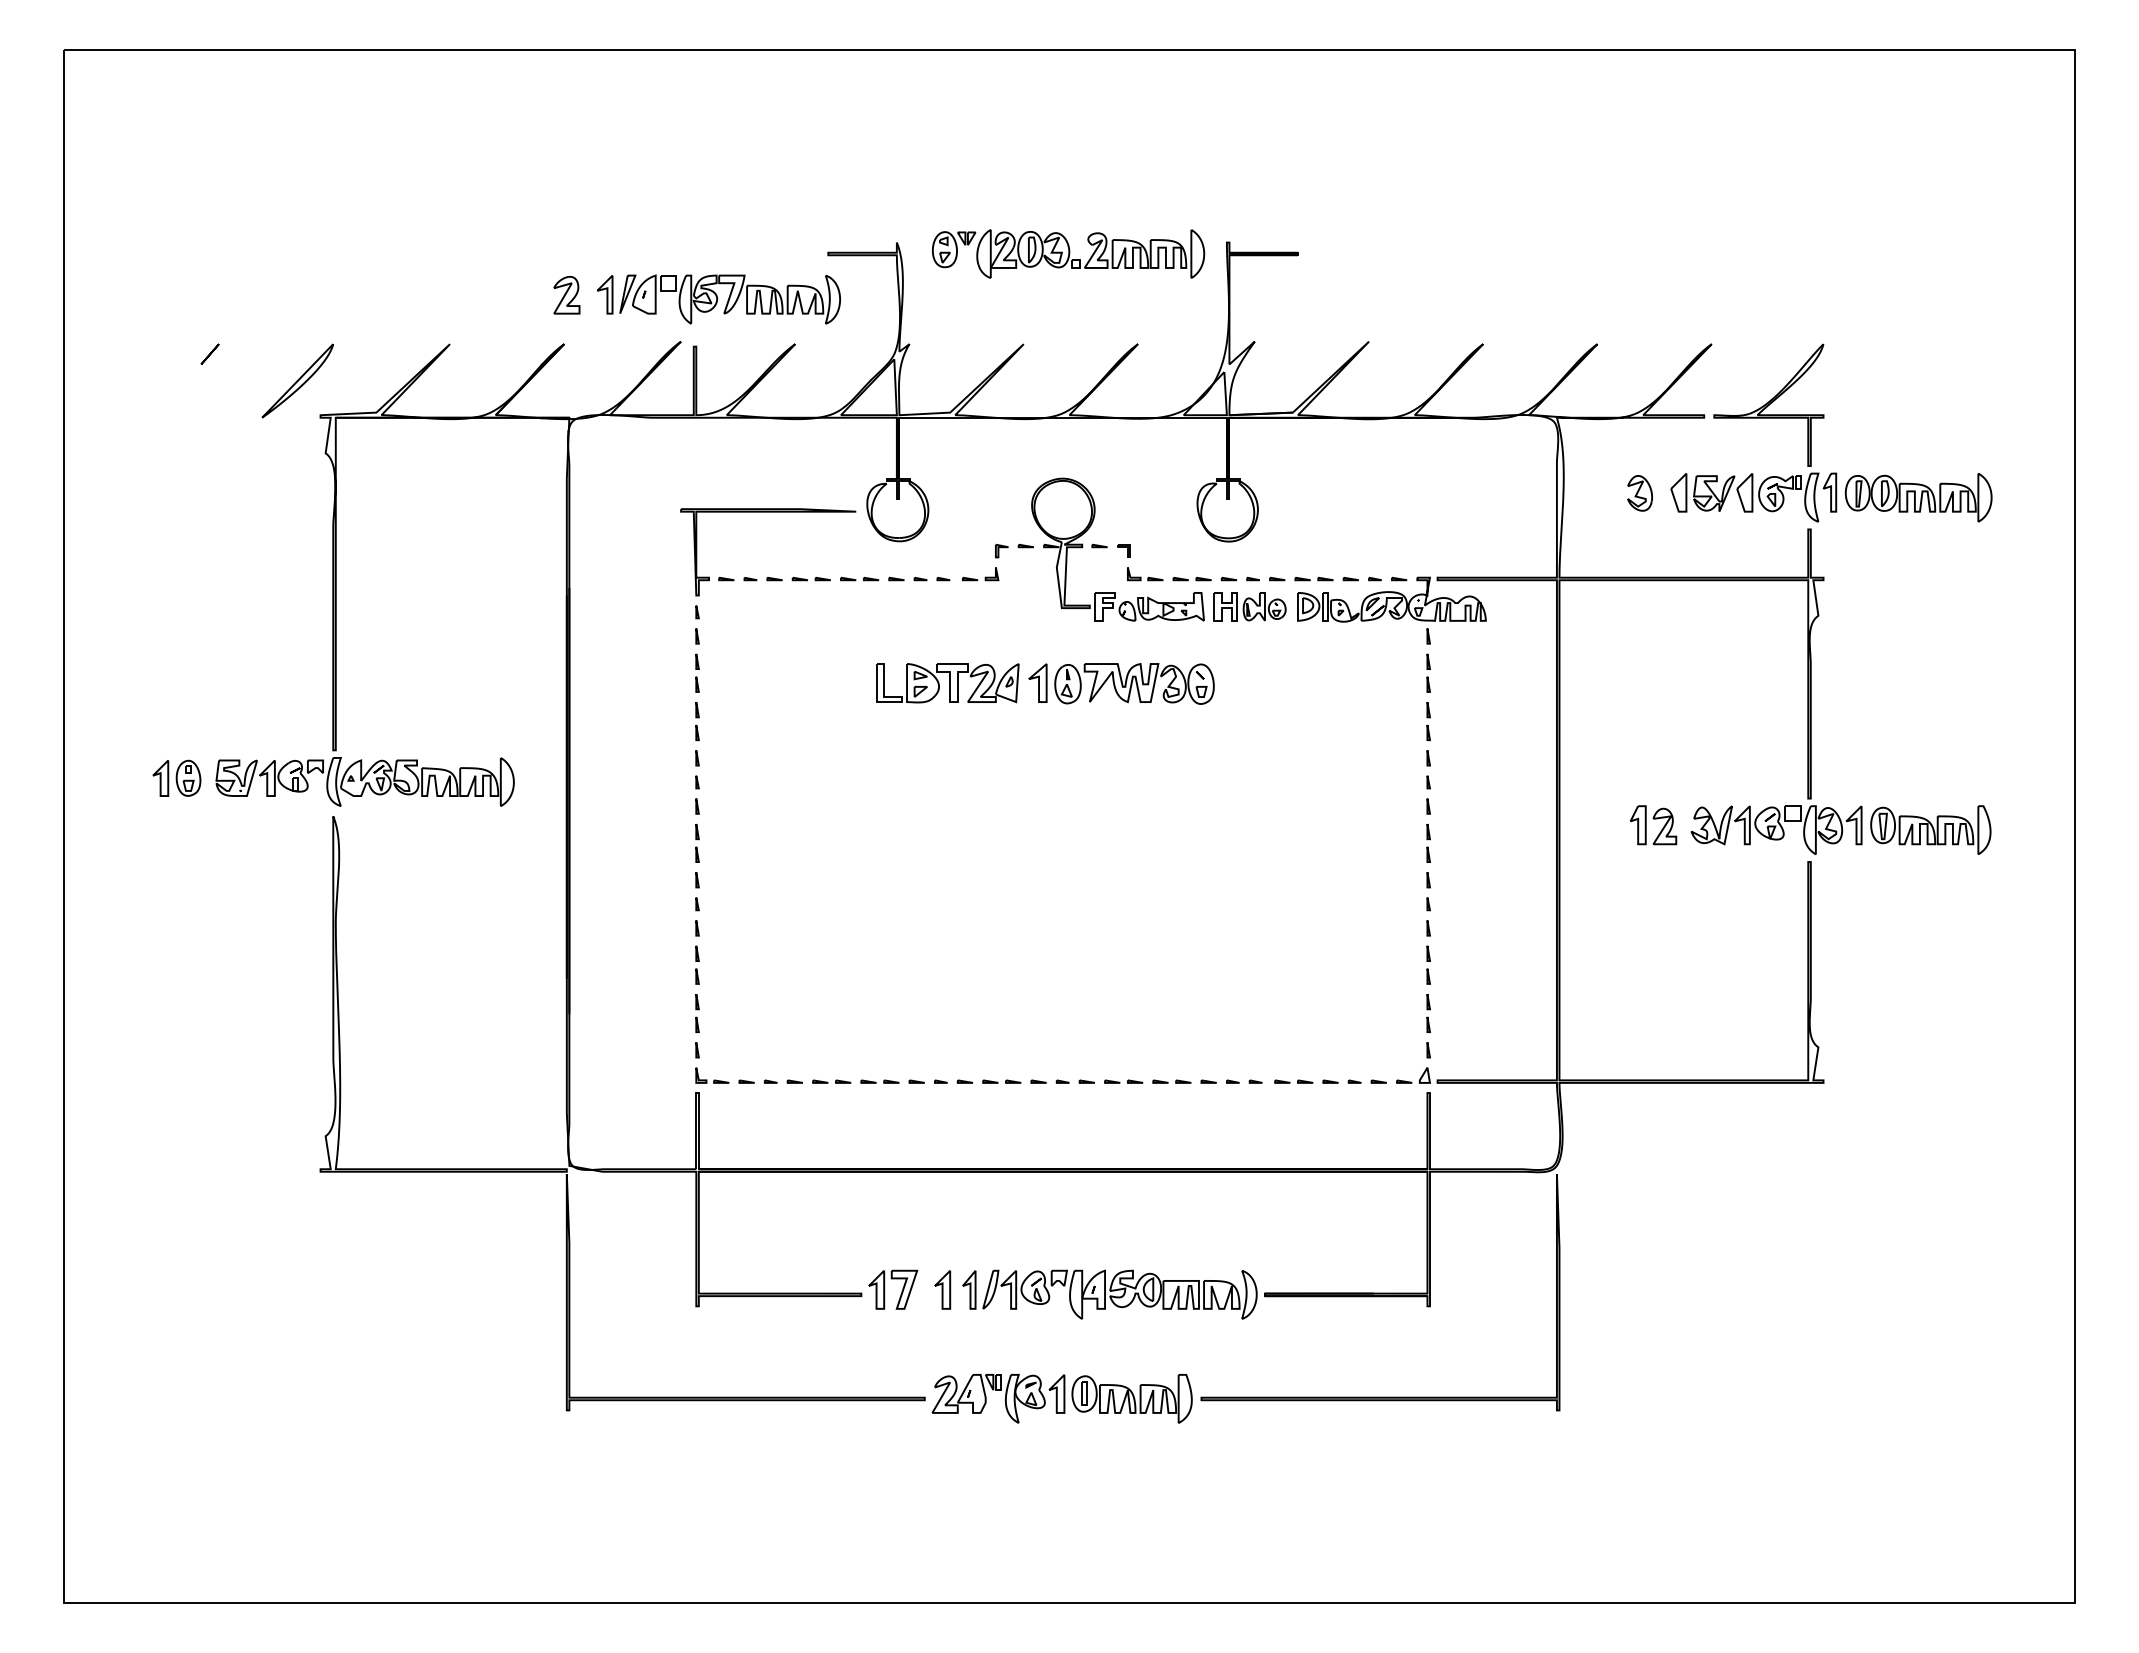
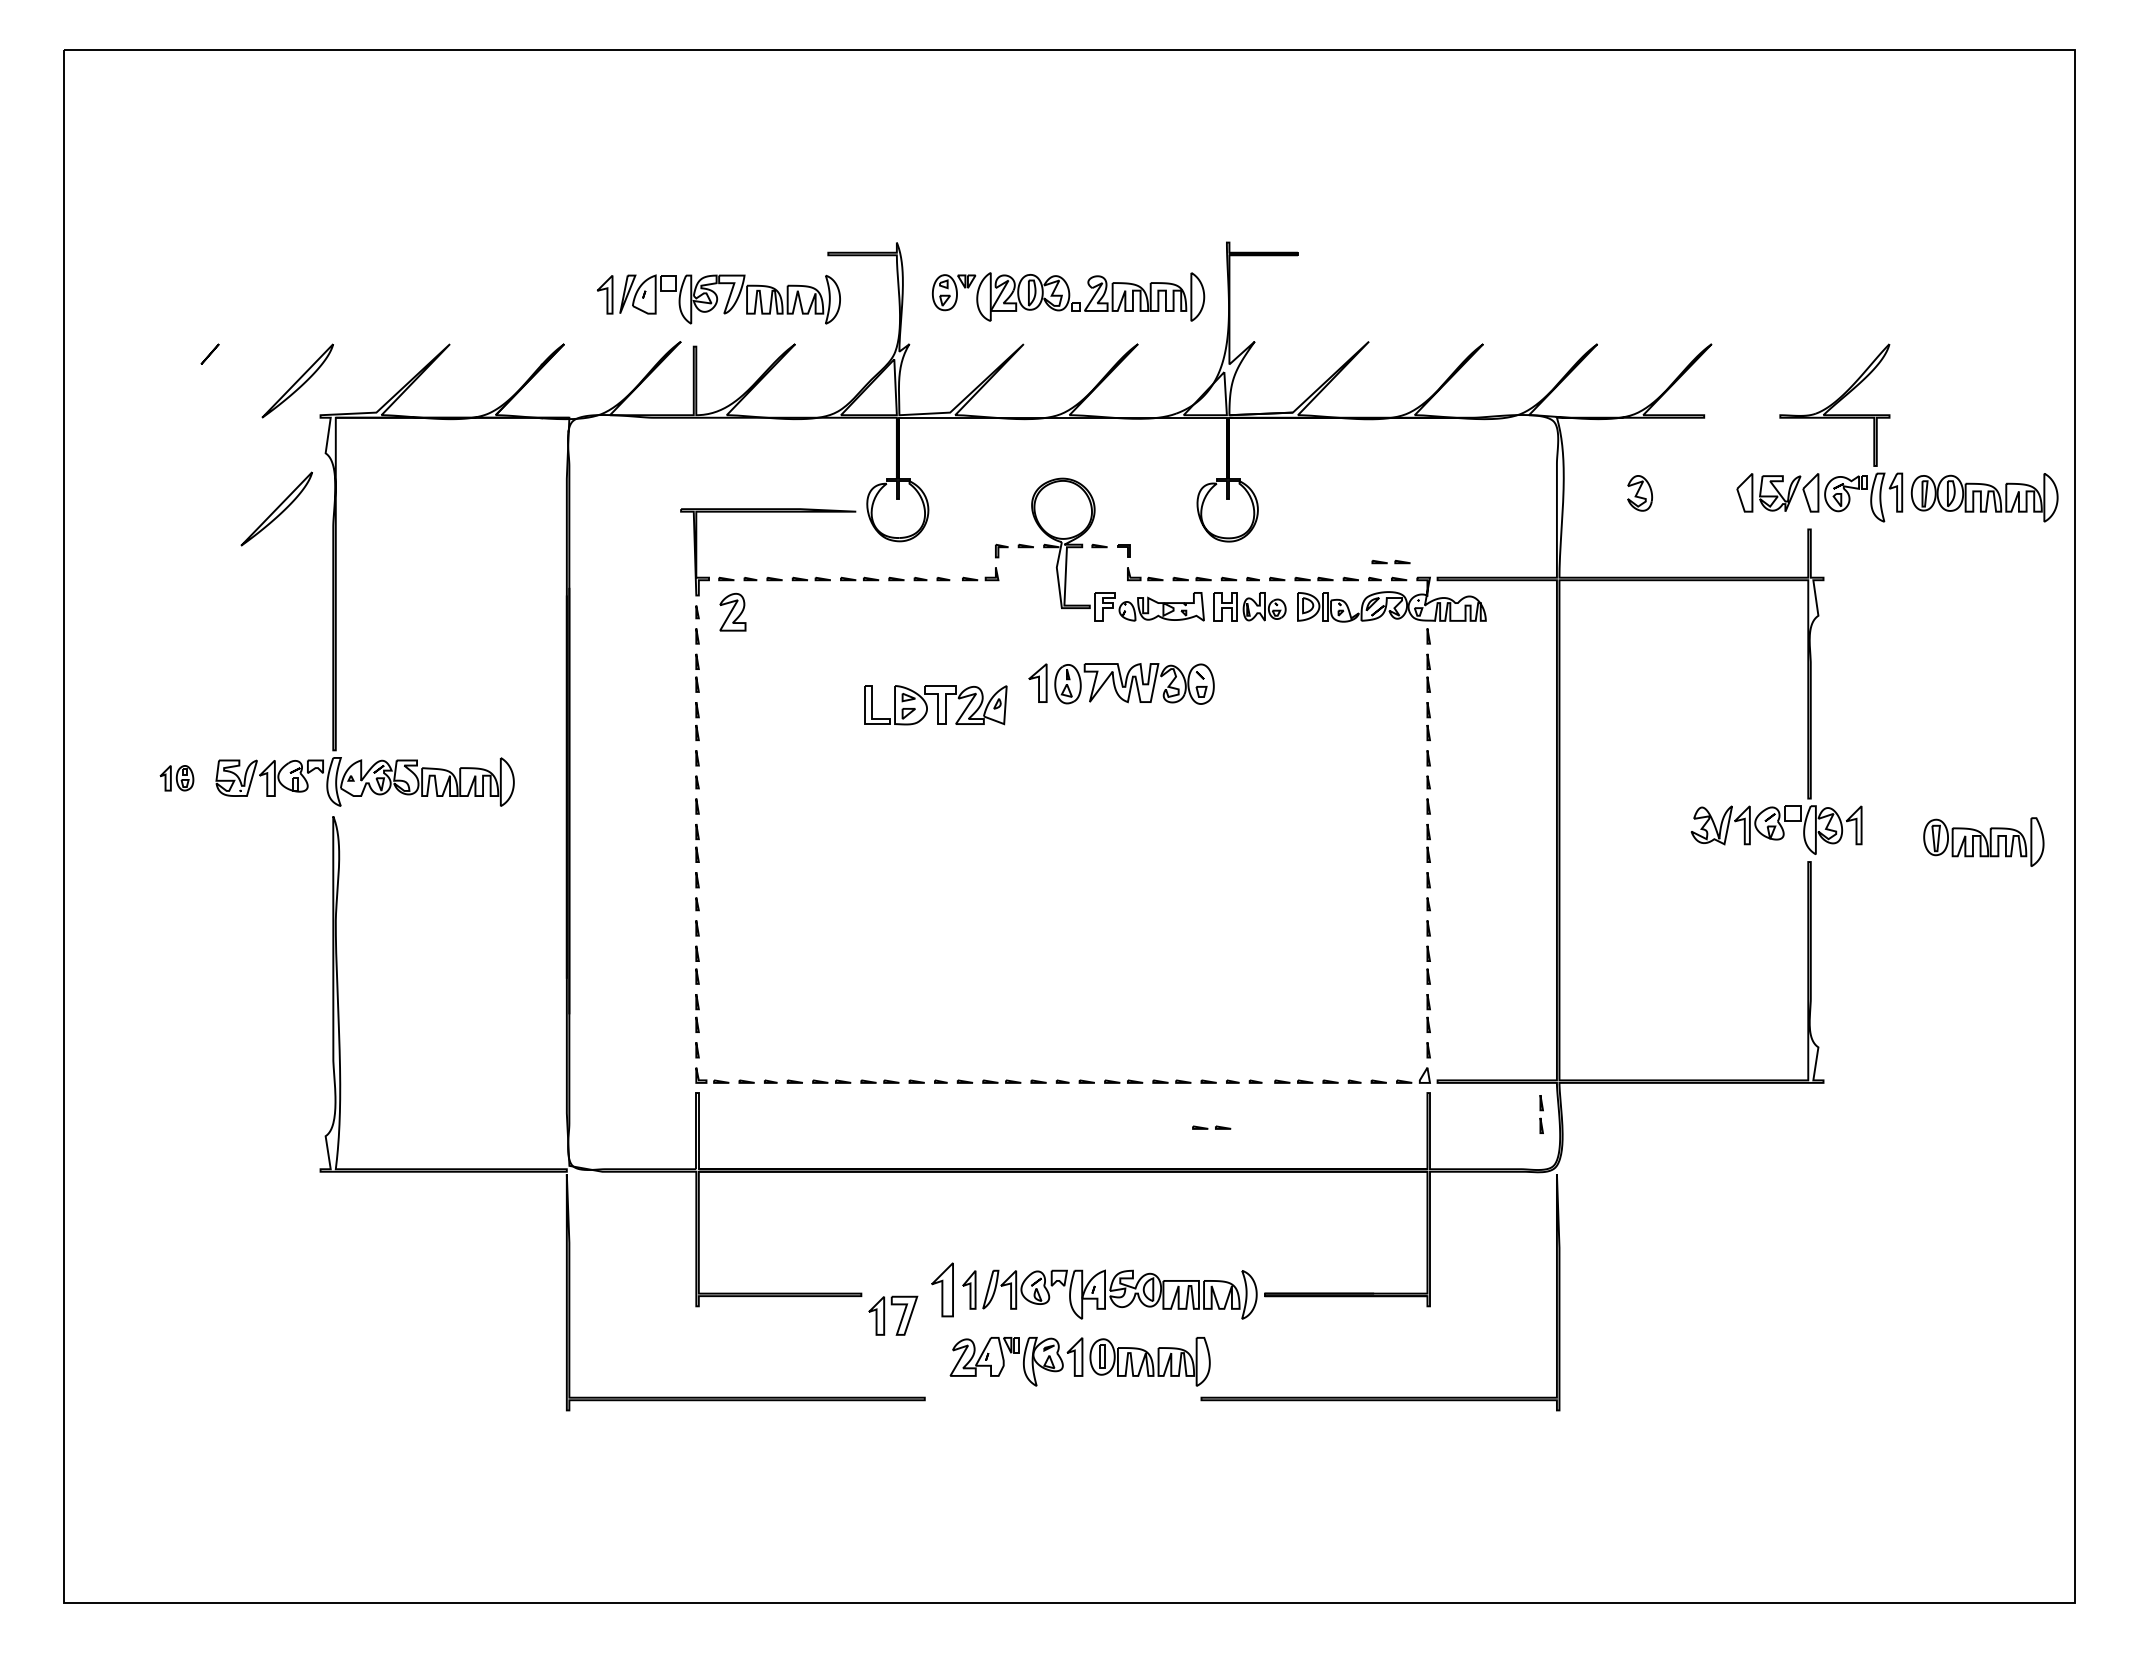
part position: (1068, 253) -> (1068, 296) (1068, 296)
part position: (566, 294) -> (732, 611) (732, 611)
part position: (1824, 418) -> (1890, 418) (1890, 418)
part: none -> present (276, 508)
line: none -> present (1387, 562)
part position: (947, 683) -> (935, 705) (935, 705)
part size: 50x38 px -> 36x27 px (176, 778)
part: present -> none (1653, 825)
part position: (1930, 829) -> (1983, 841) (1983, 841)
line: none -> present (1541, 1111)
part: none -> present (1211, 1127)
part position: (885, 1289) -> (885, 1315) (885, 1315)
part size: 18x40 px -> 23x56 px (942, 1289)
part position: (1061, 1398) -> (1079, 1361) (1079, 1361)
